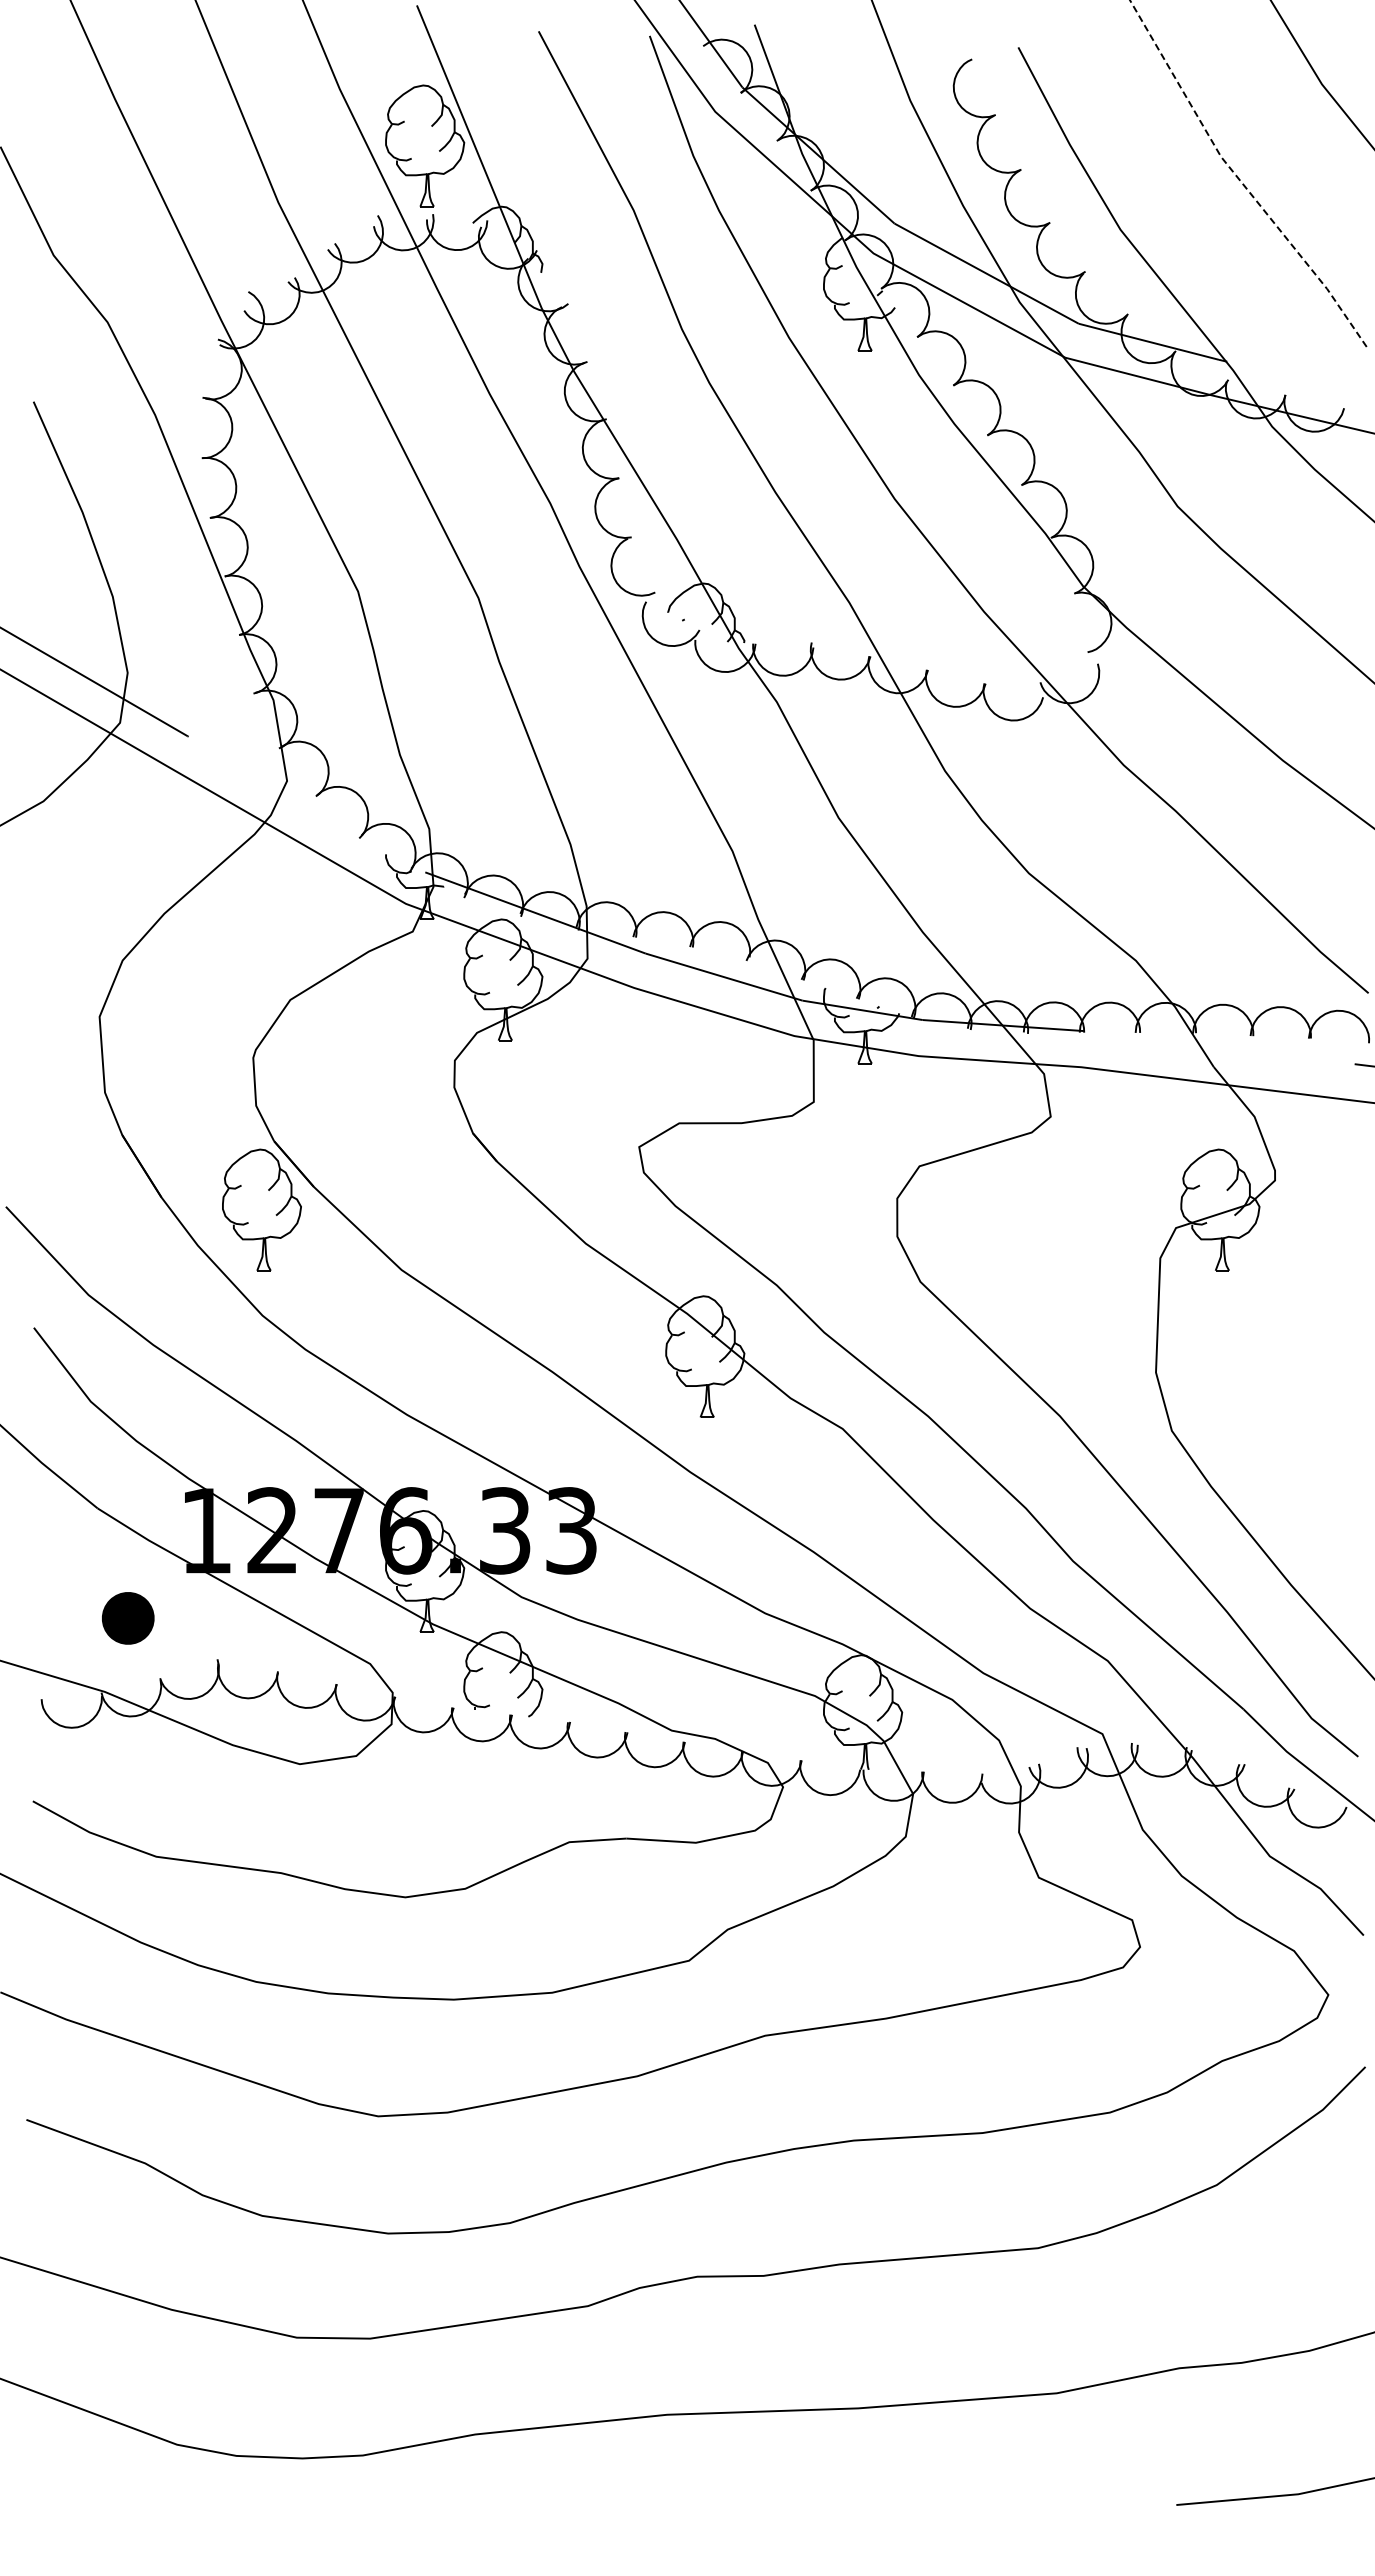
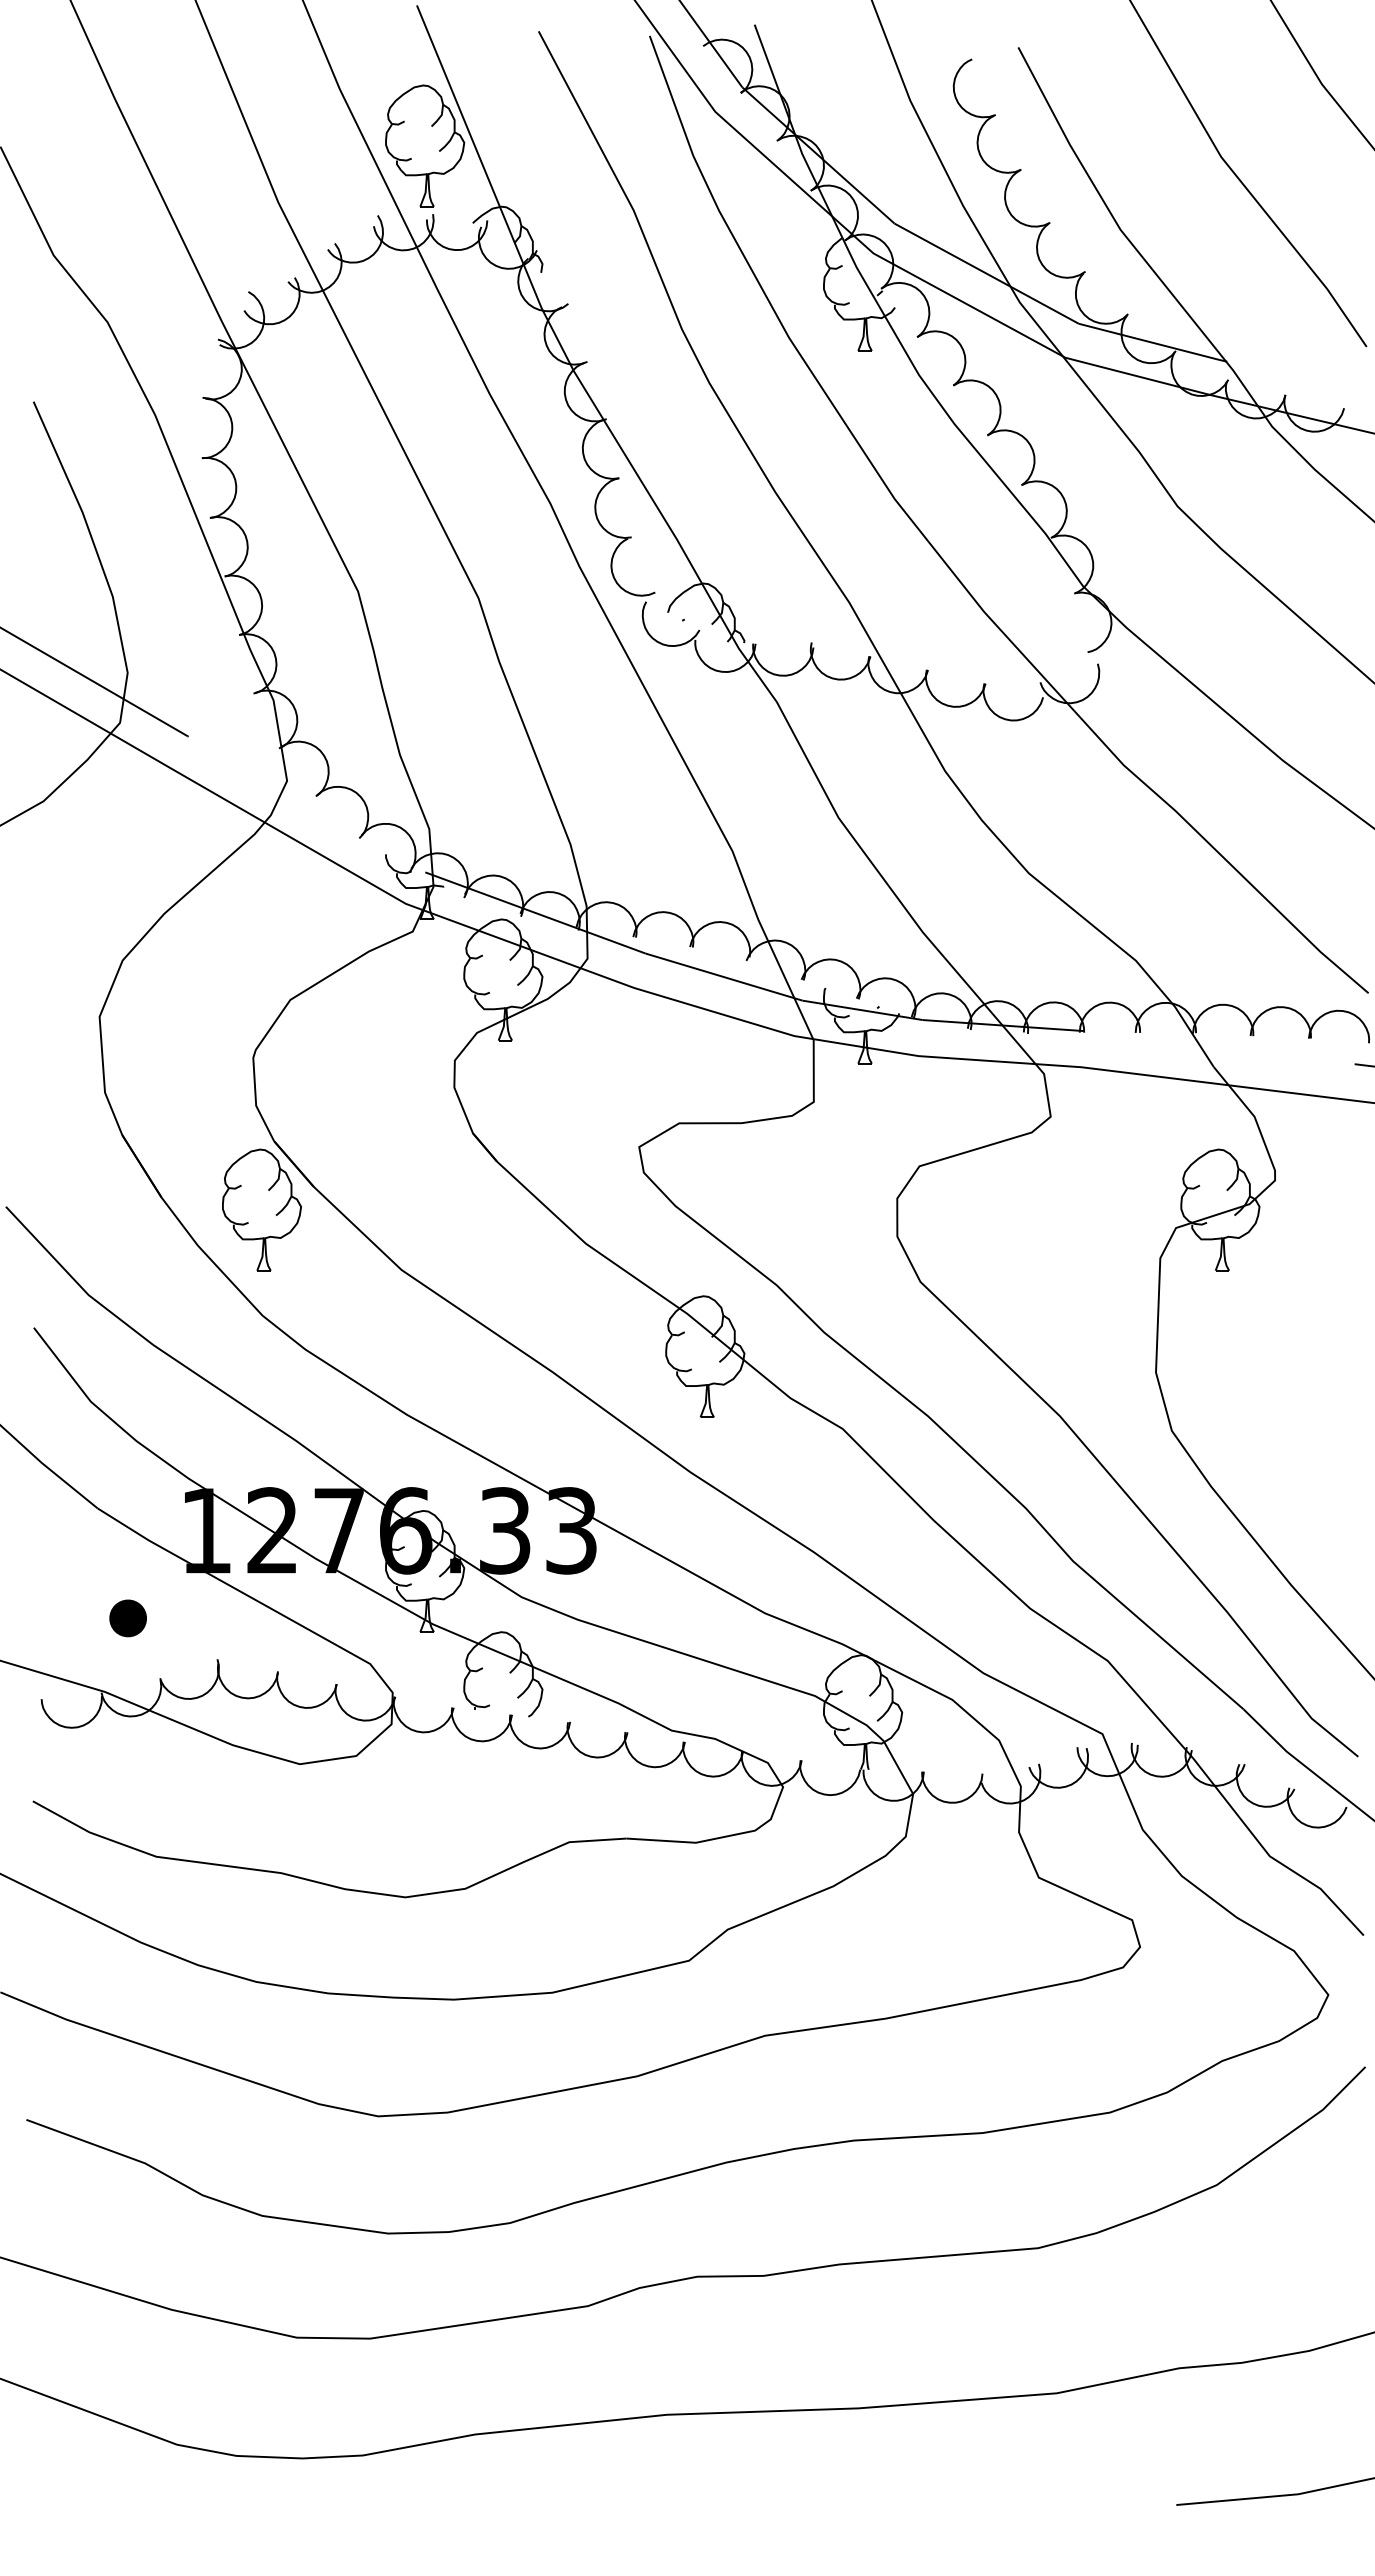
line: dashed -> solid (1239, 179)
part size: 53x53 px -> 38x39 px (127, 1618)
